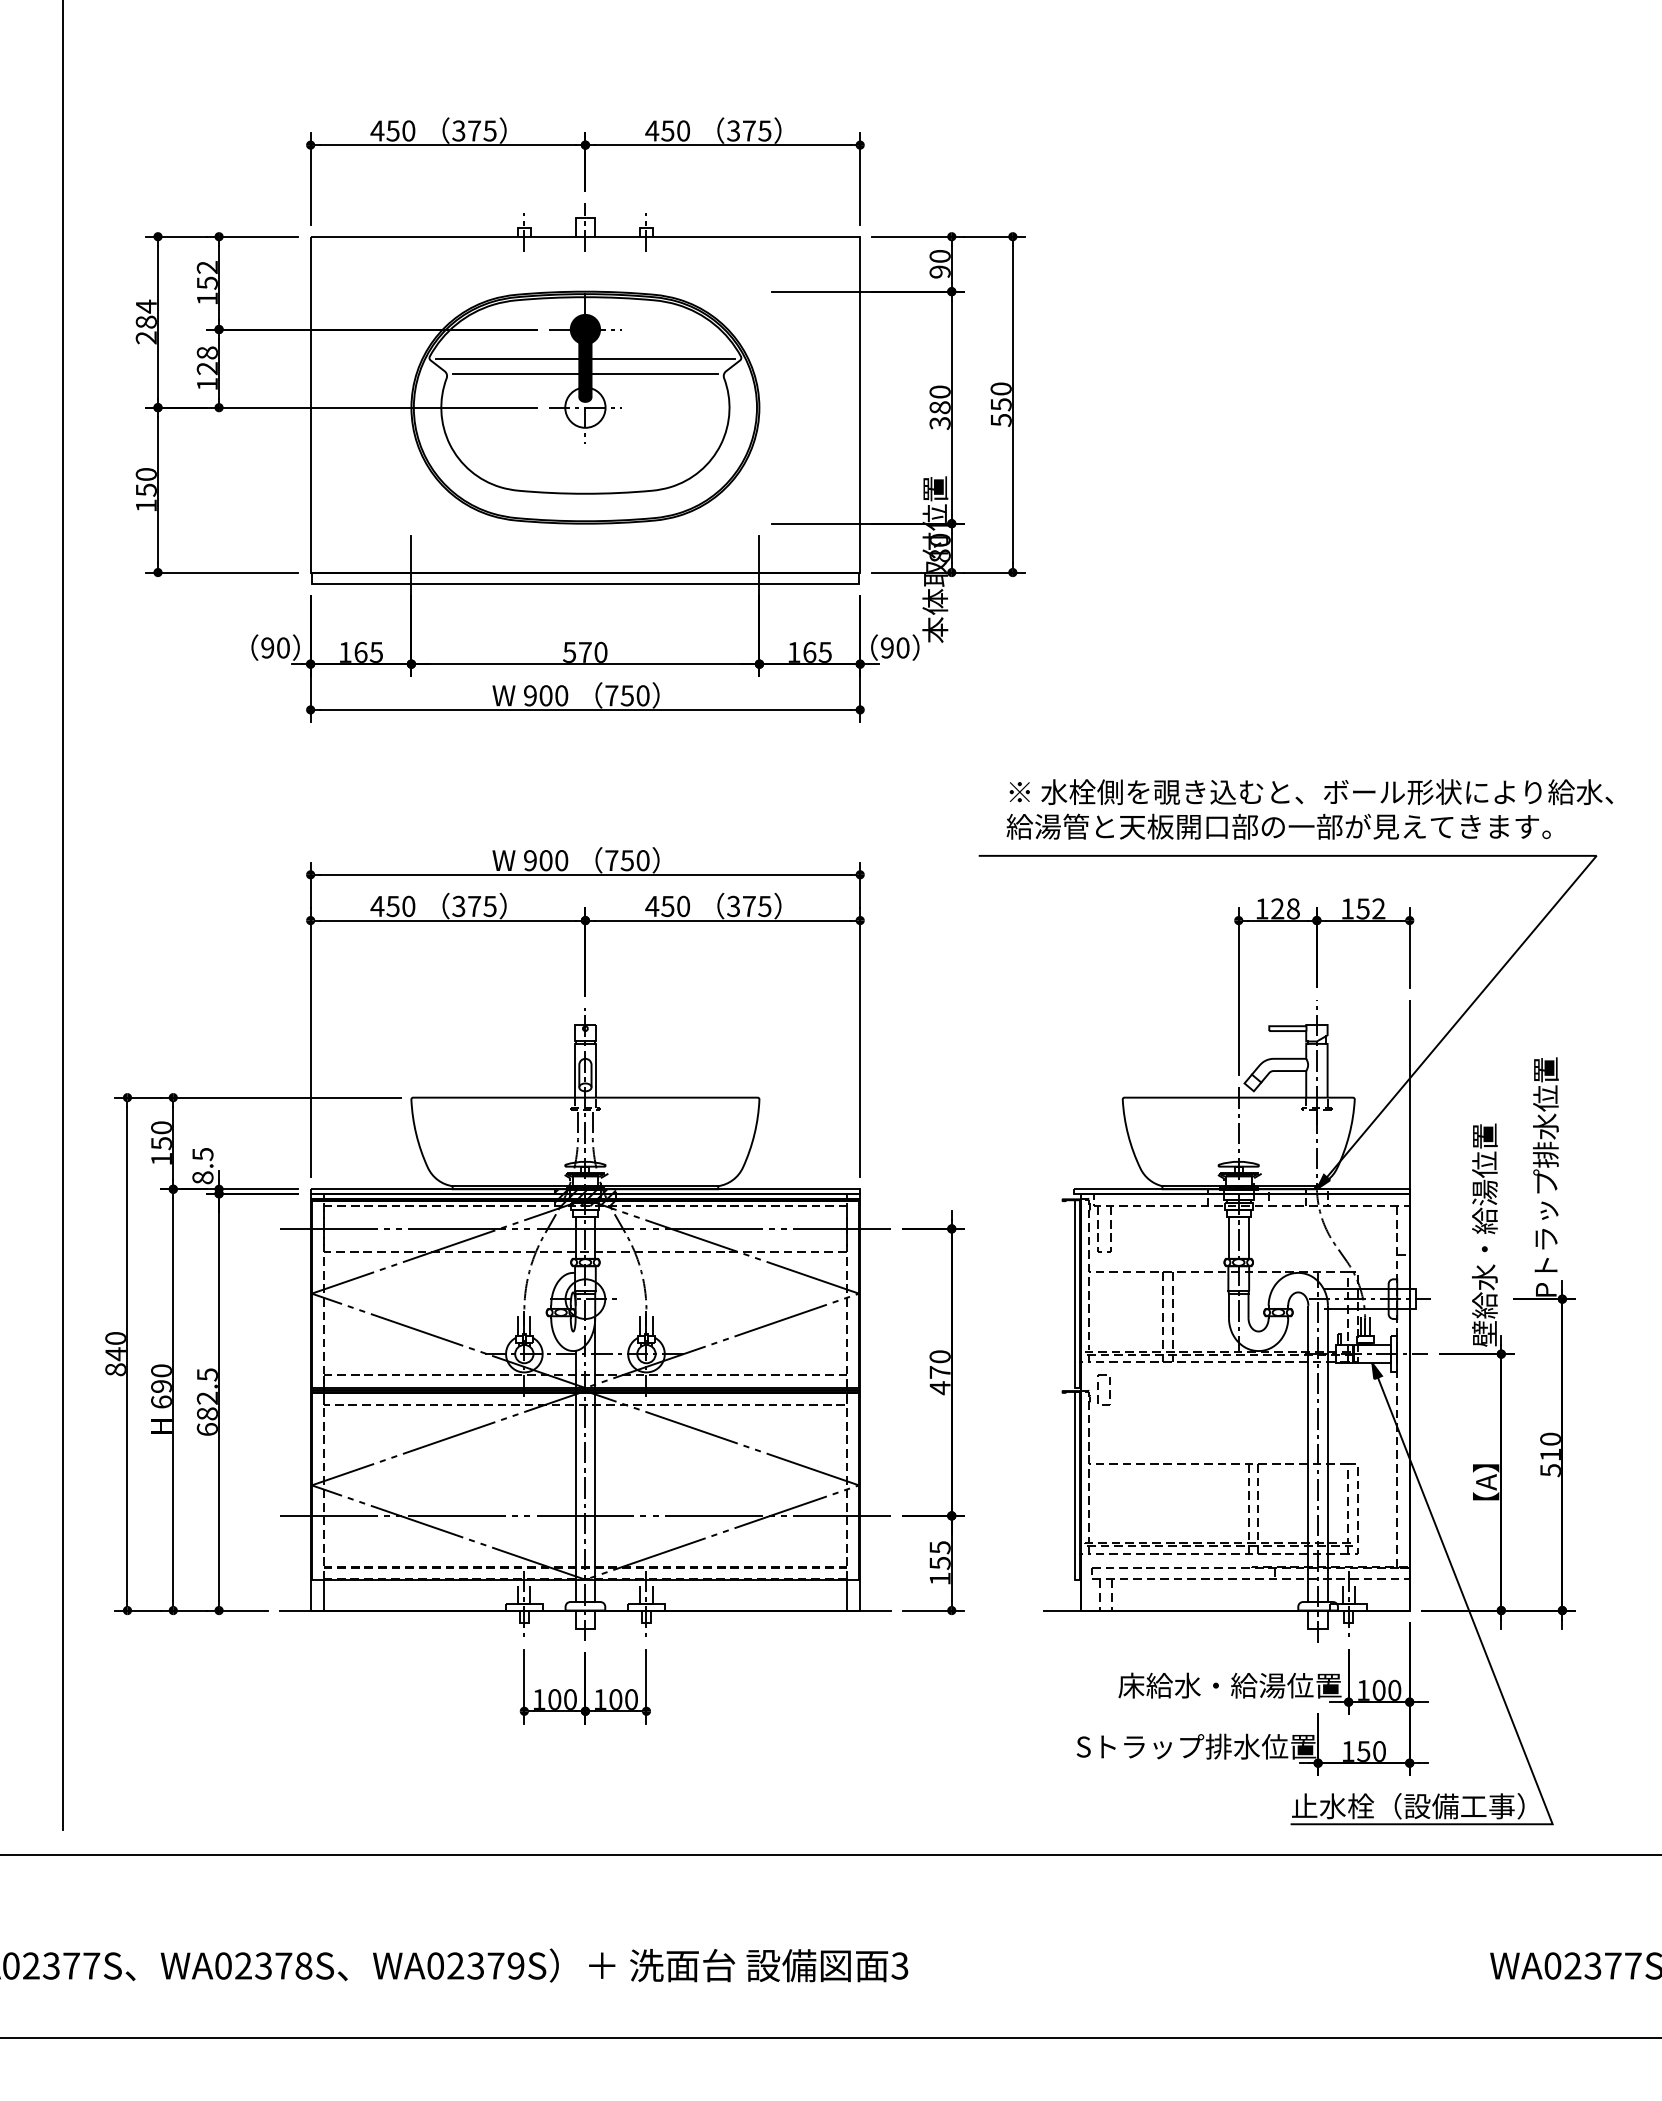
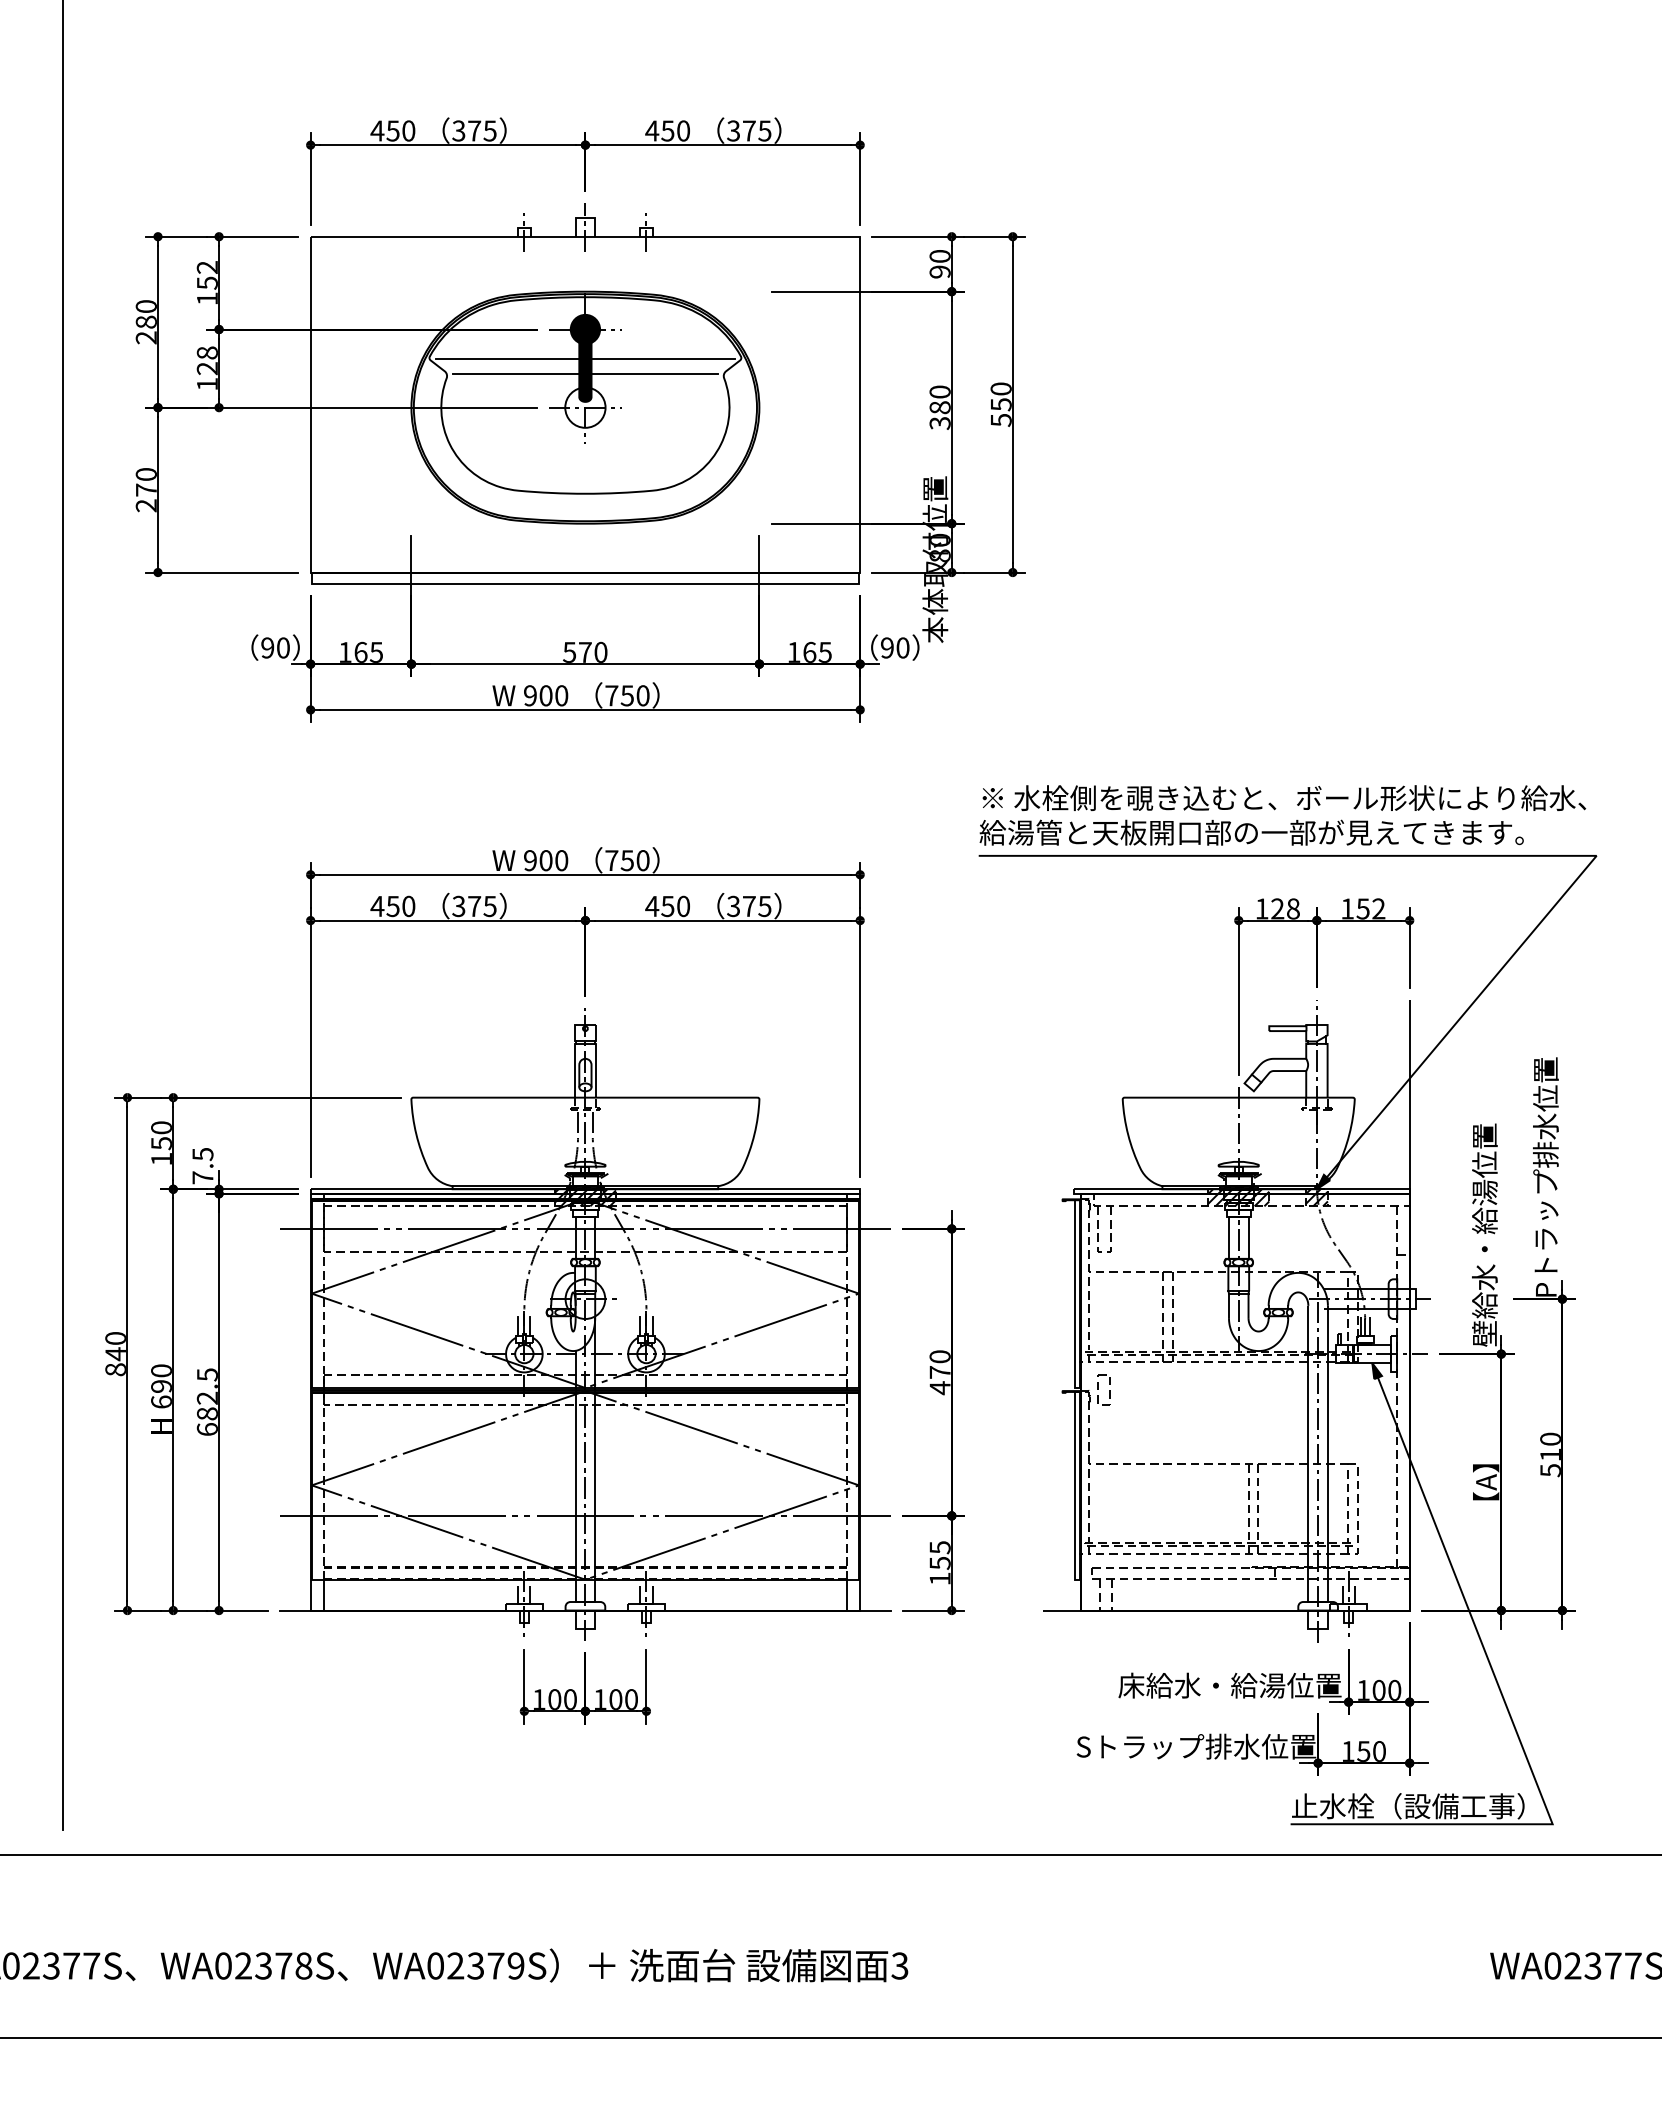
text: 284 -> 280 (145, 306)
text: 150 -> 270 (145, 497)
text position: (1309, 809) -> (1282, 815) (1282, 815)
text: 8.5 -> 7.5 (202, 1177)
hatch: none -> present (1238, 1197)
hatch: none -> present (1316, 1197)
